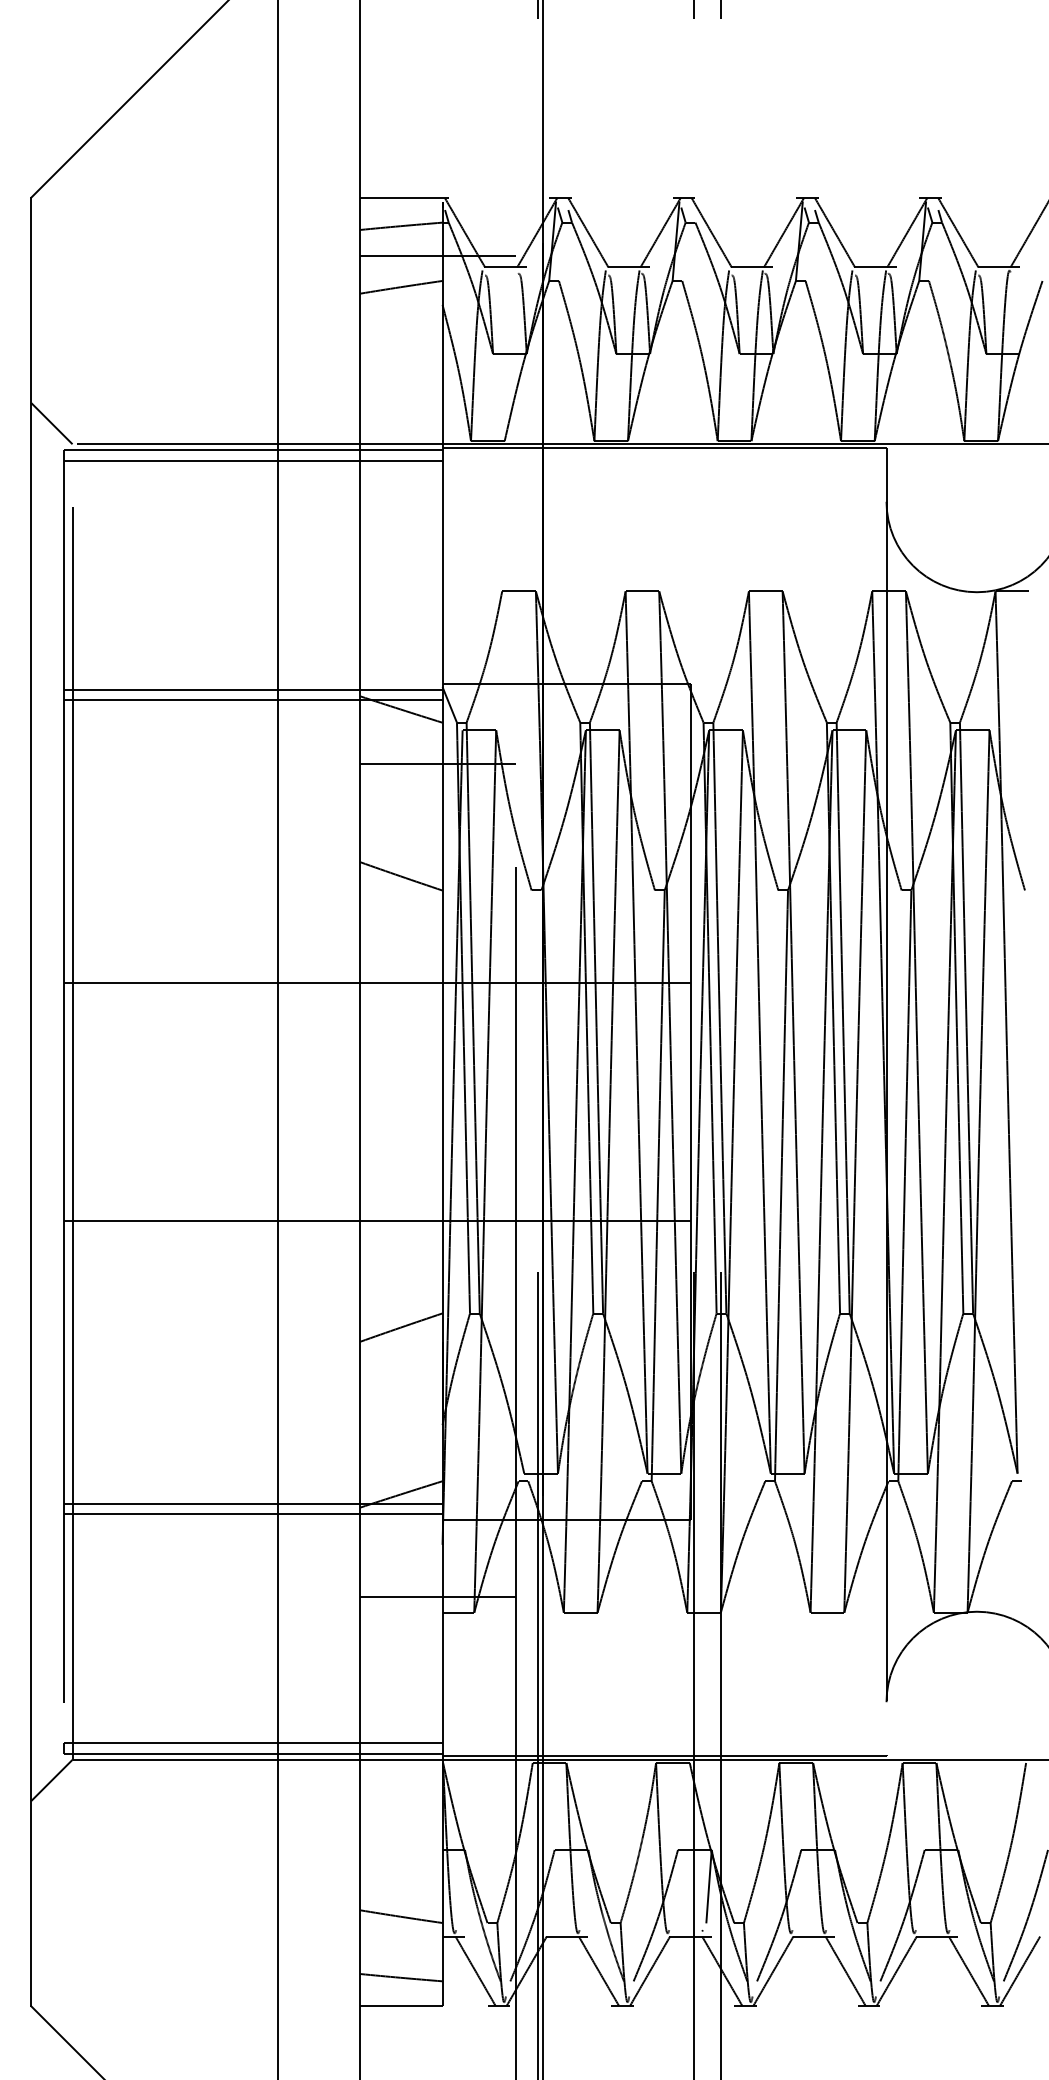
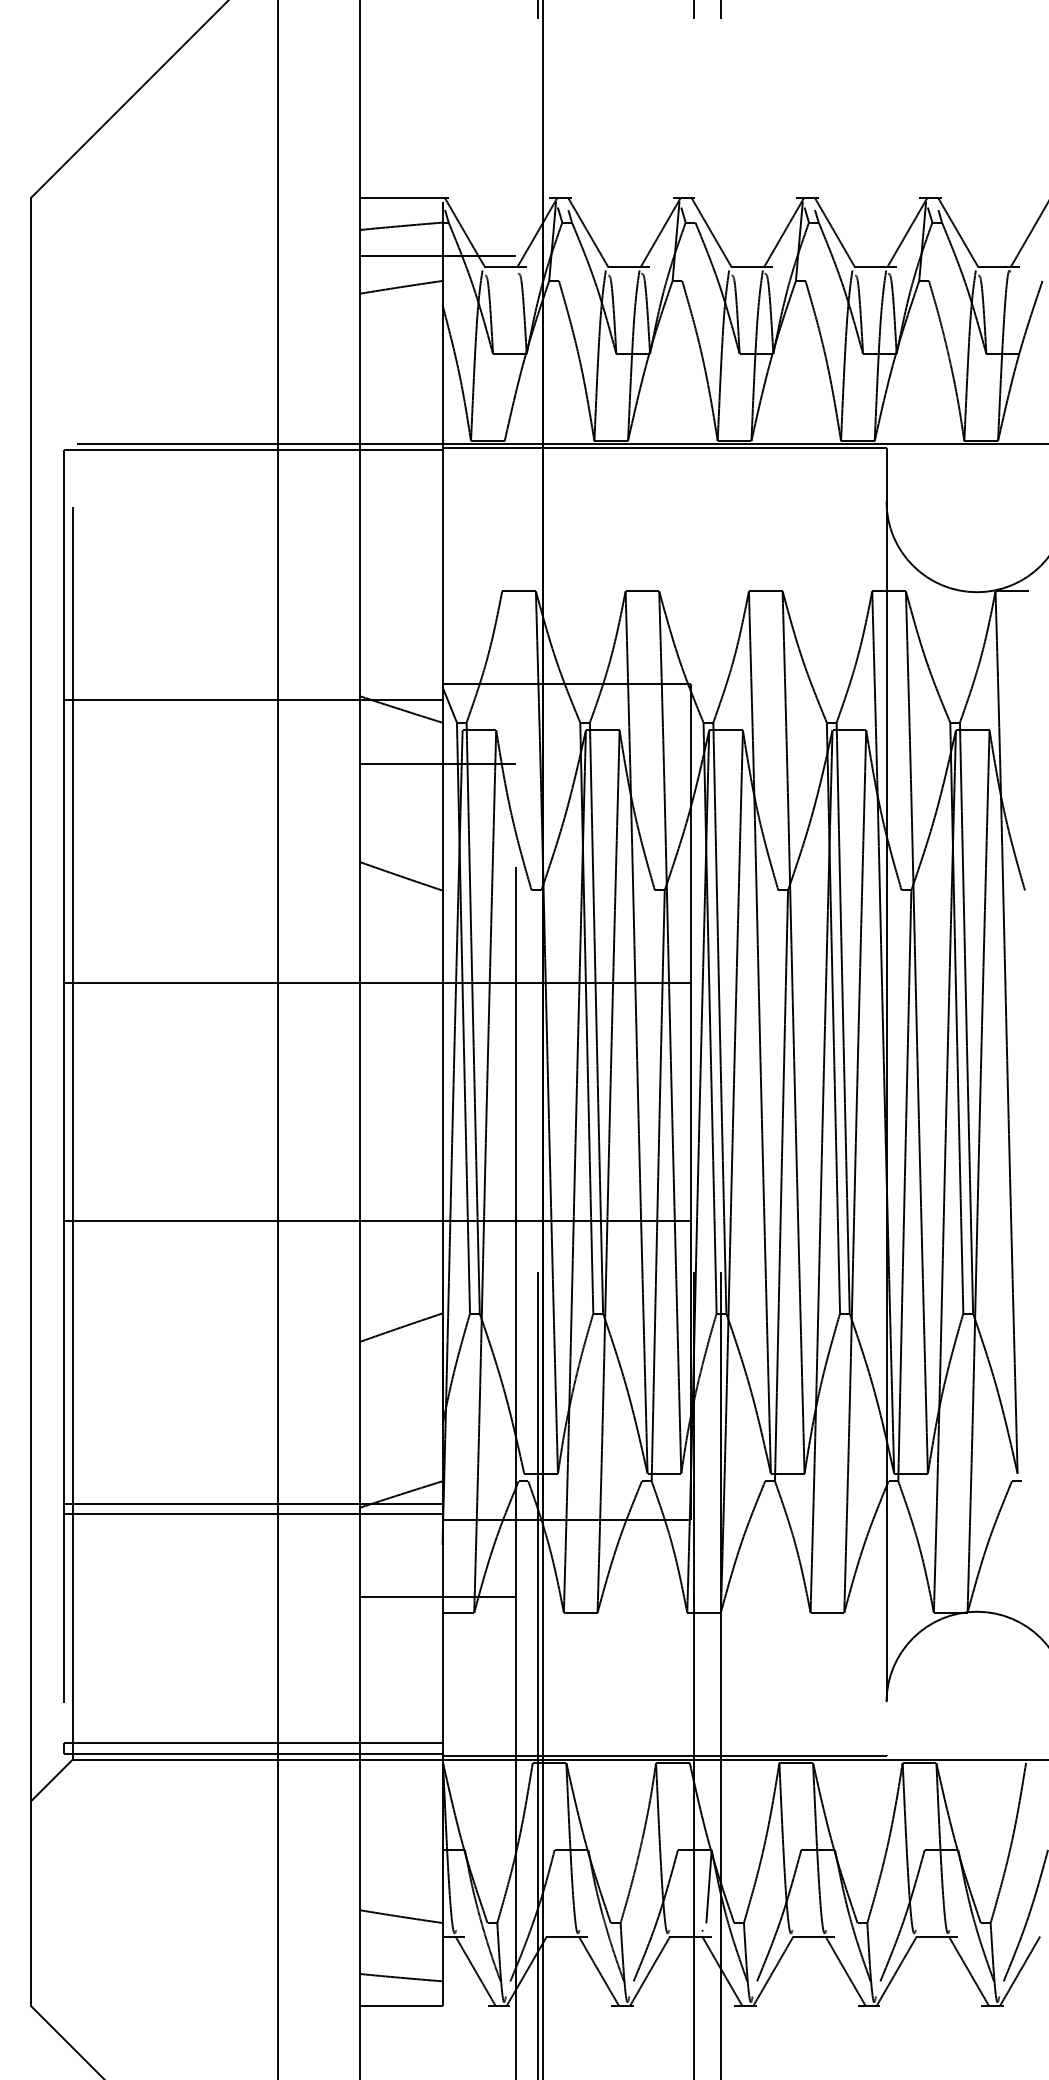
line: present -> none (51, 423)
line: present -> none (253, 461)
line: present -> none (253, 689)
